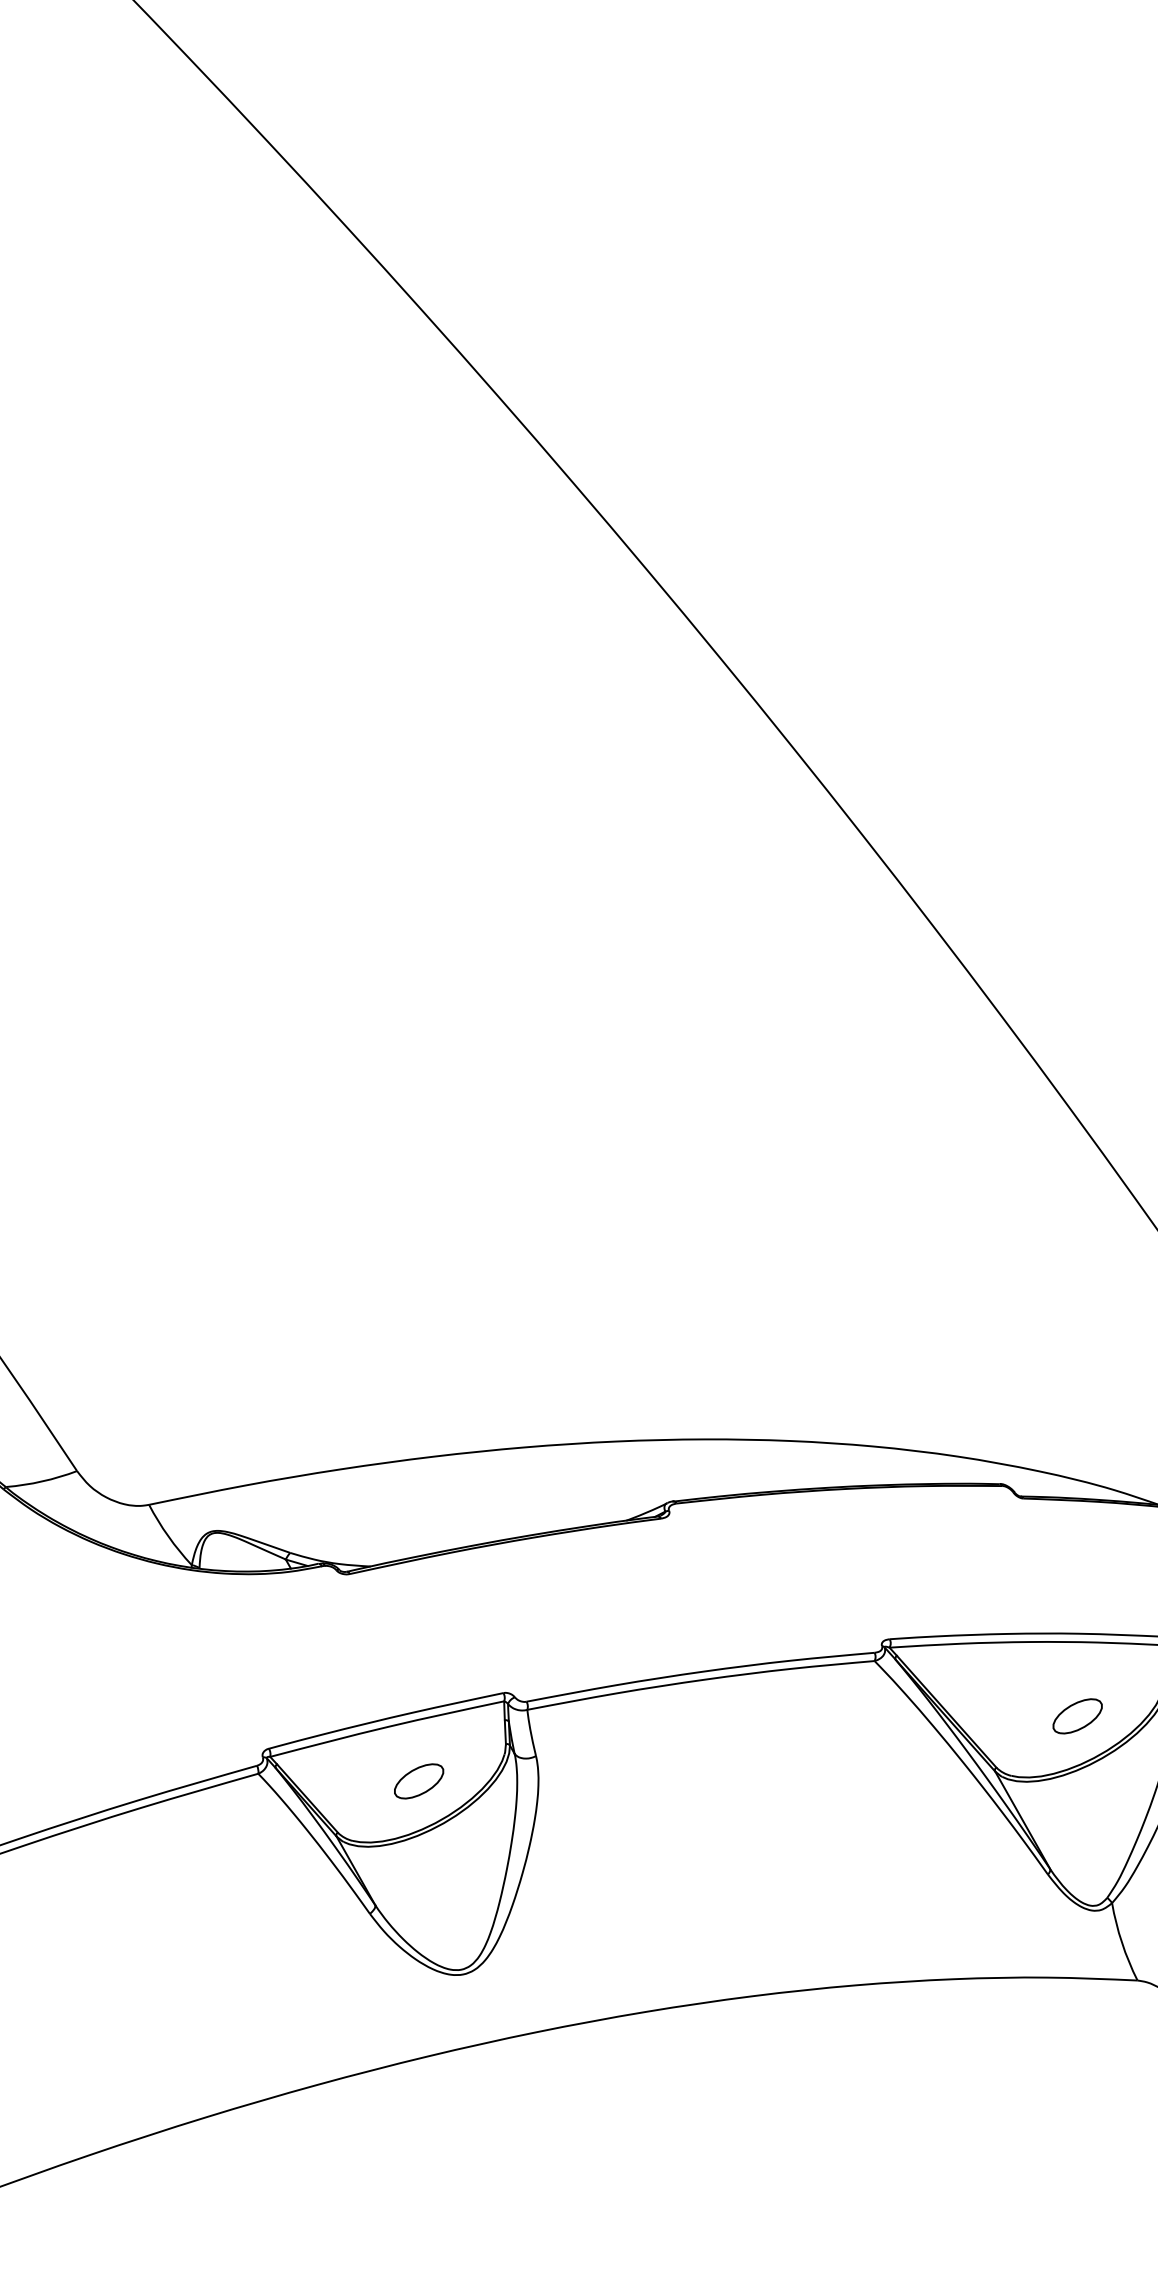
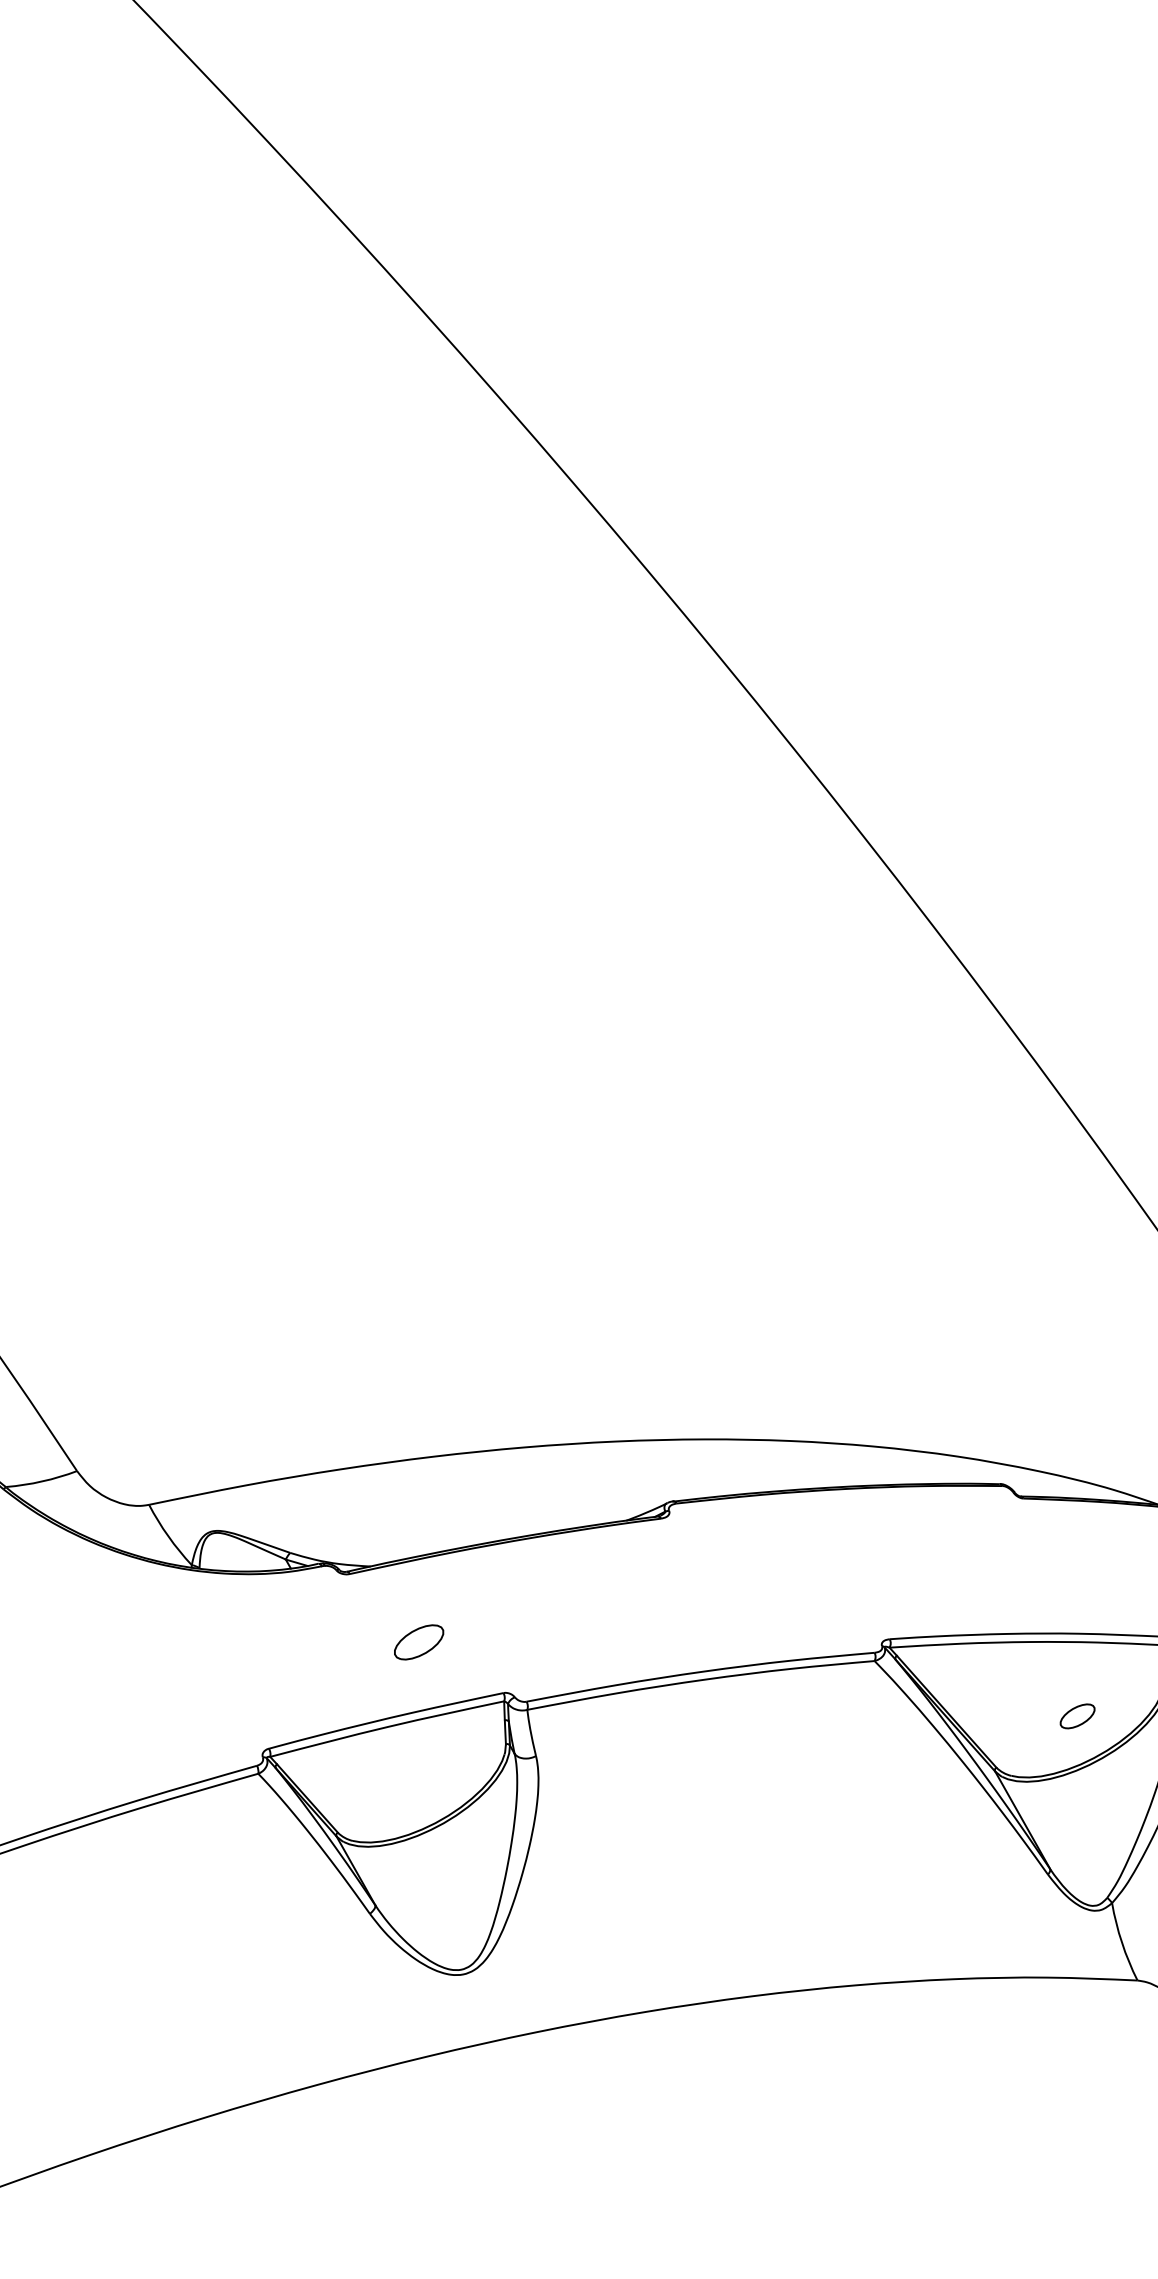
part size: 51x37 px -> 37x27 px (1077, 1716)
part position: (419, 1781) -> (419, 1642) (419, 1642)
